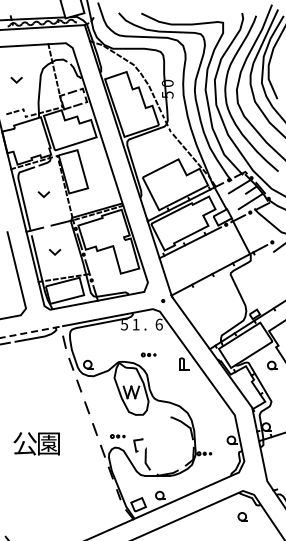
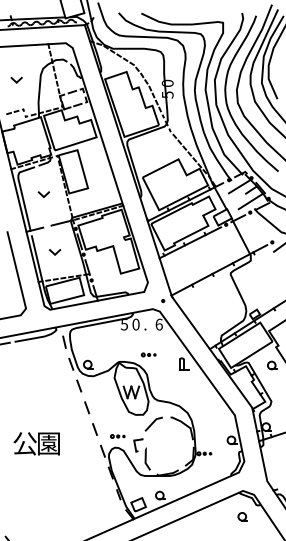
text: 1 -> 0 (135, 324)
line: dashed -> solid (31, 332)
line: none -> present (153, 423)
